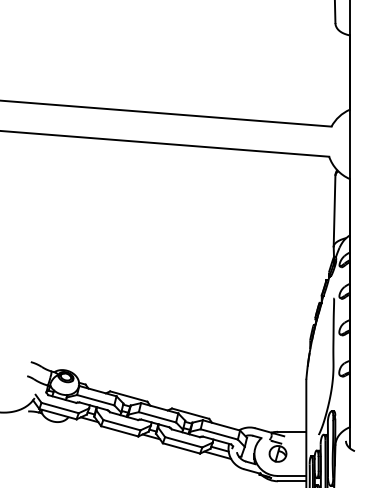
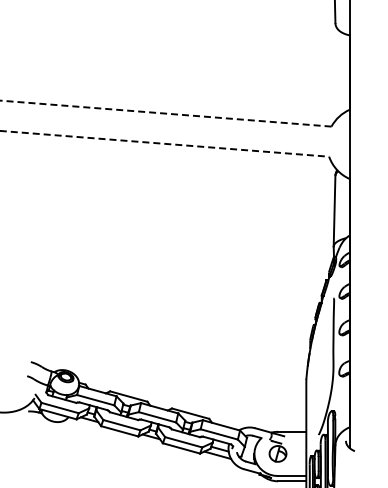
line: solid -> dashed (165, 113)
line: solid -> dashed (164, 143)
